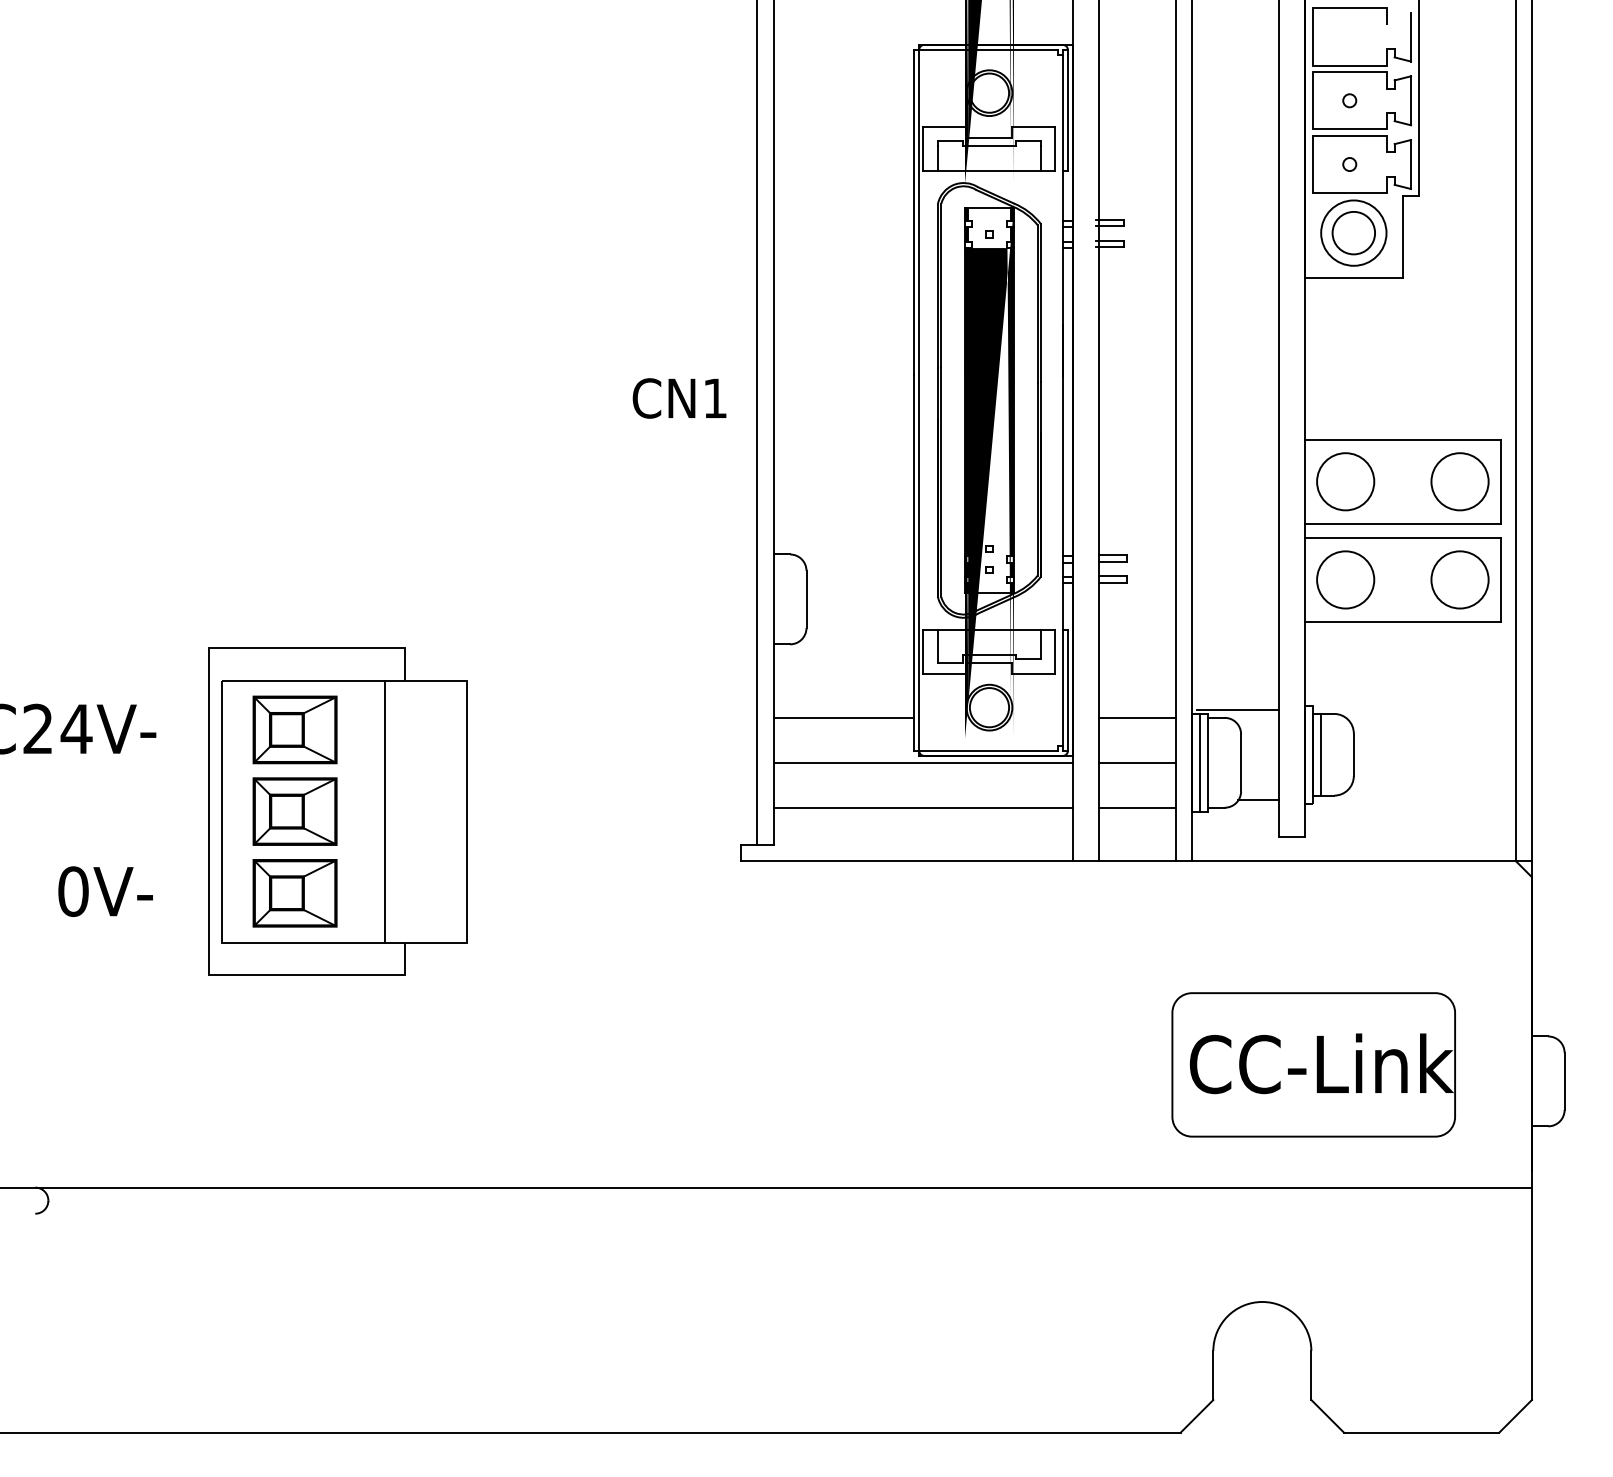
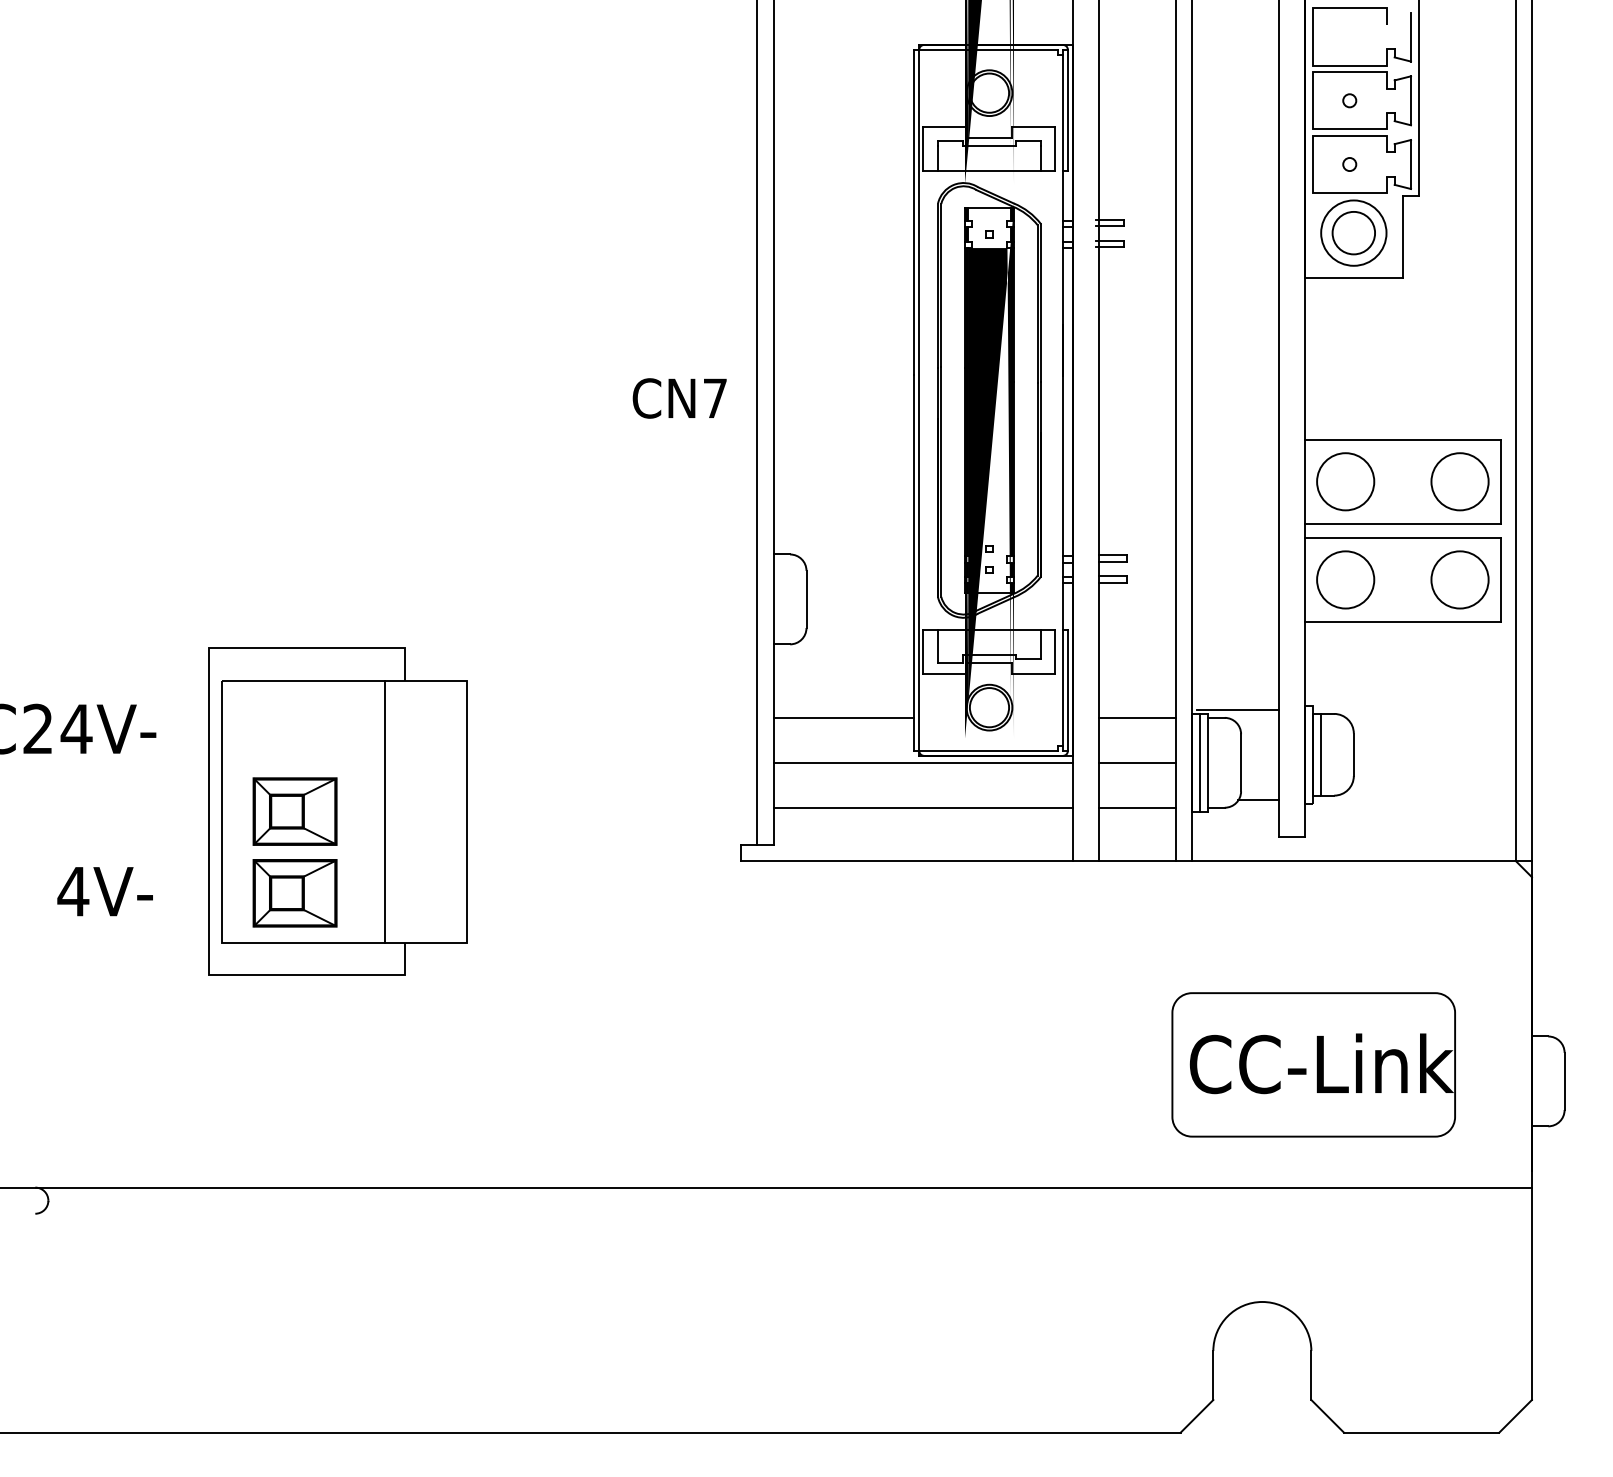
text: CN1 -> CN7 (715, 397)
part: present -> none (294, 729)
text: 0V- -> 4V- (73, 891)
